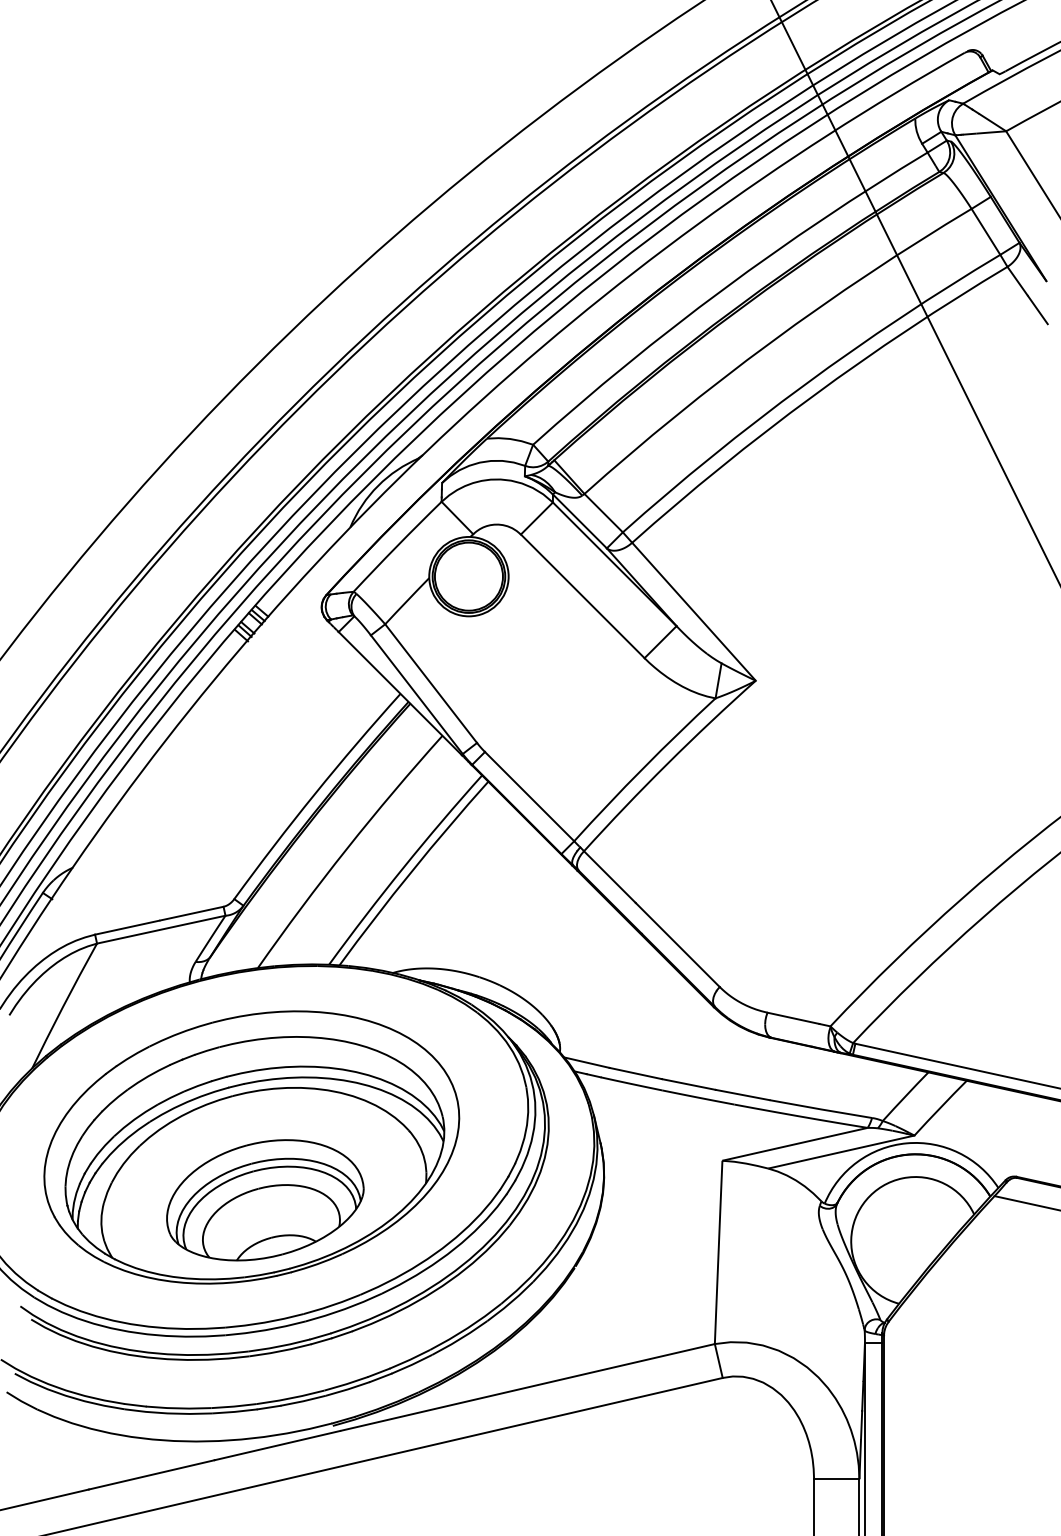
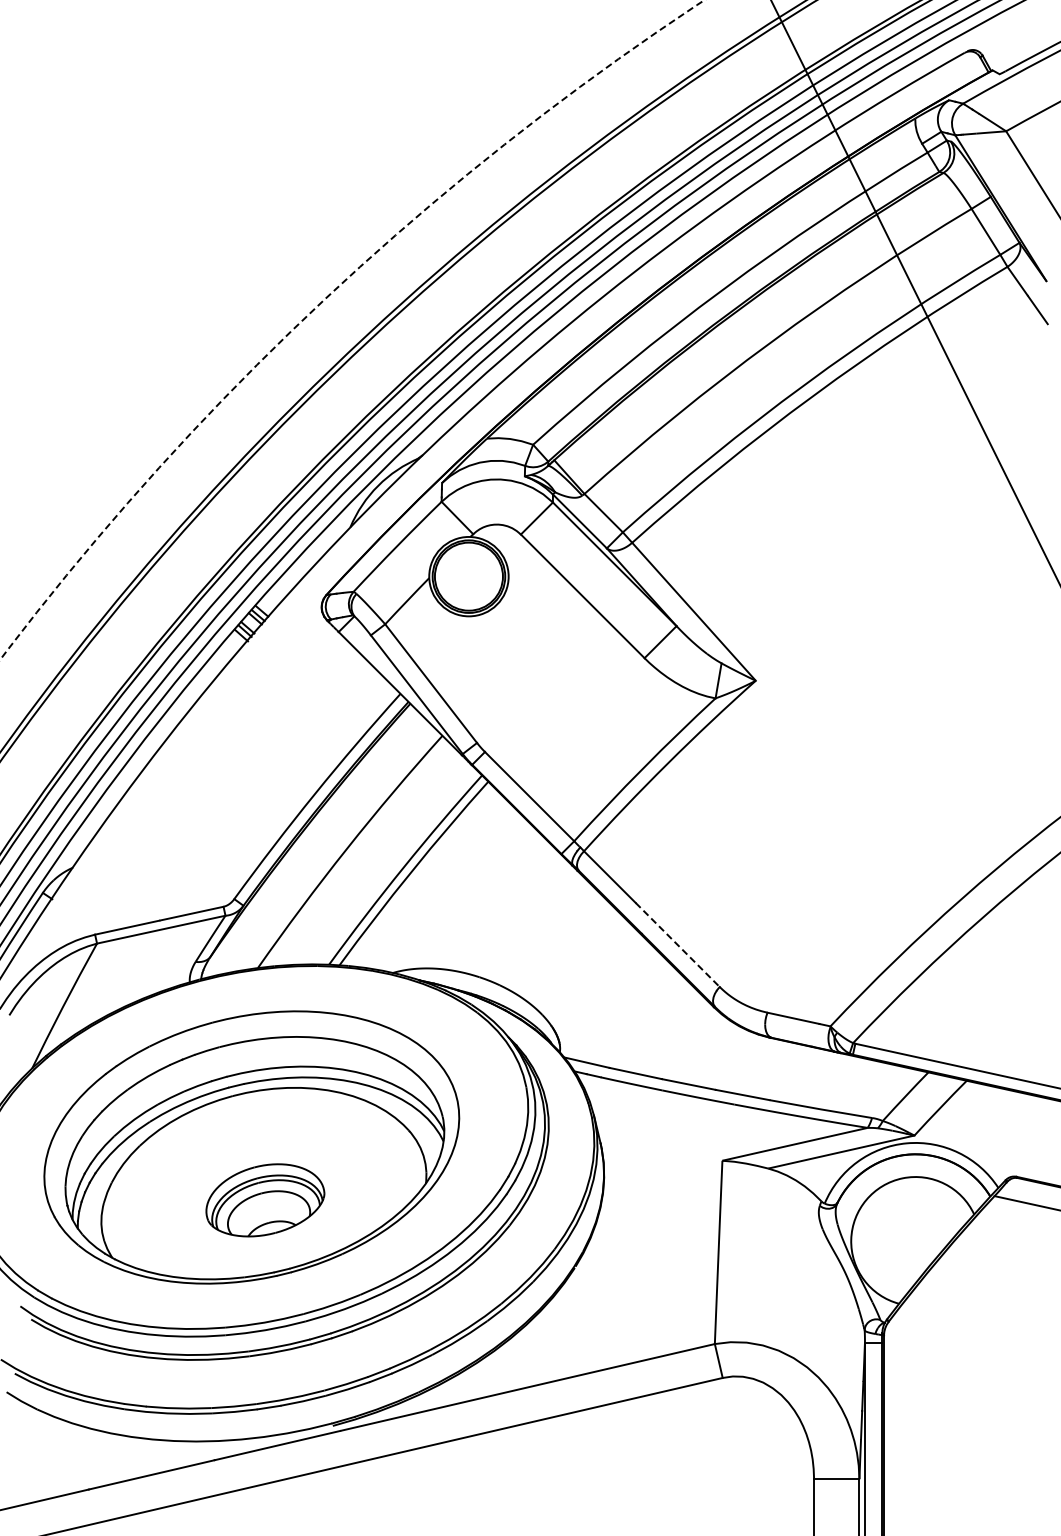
arc: solid -> dashed (323, 300)
line: solid -> dashed (678, 945)
part size: 199x123 px -> 121x75 px (265, 1200)
